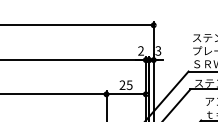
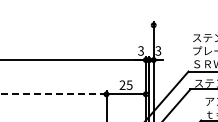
line: present -> none (77, 25)
text: 2 -> 3 (140, 51)
line: solid -> dashed (53, 94)
